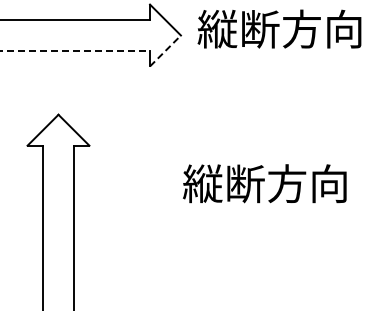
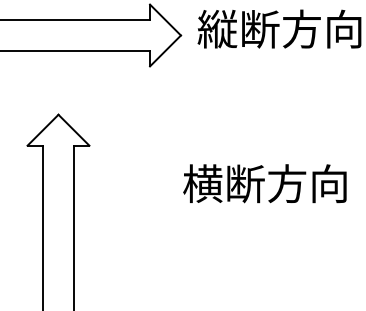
line: dashed -> solid (75, 50)
line: dashed -> solid (165, 50)
text: 縦断方向 -> 横断方向 (202, 183)
